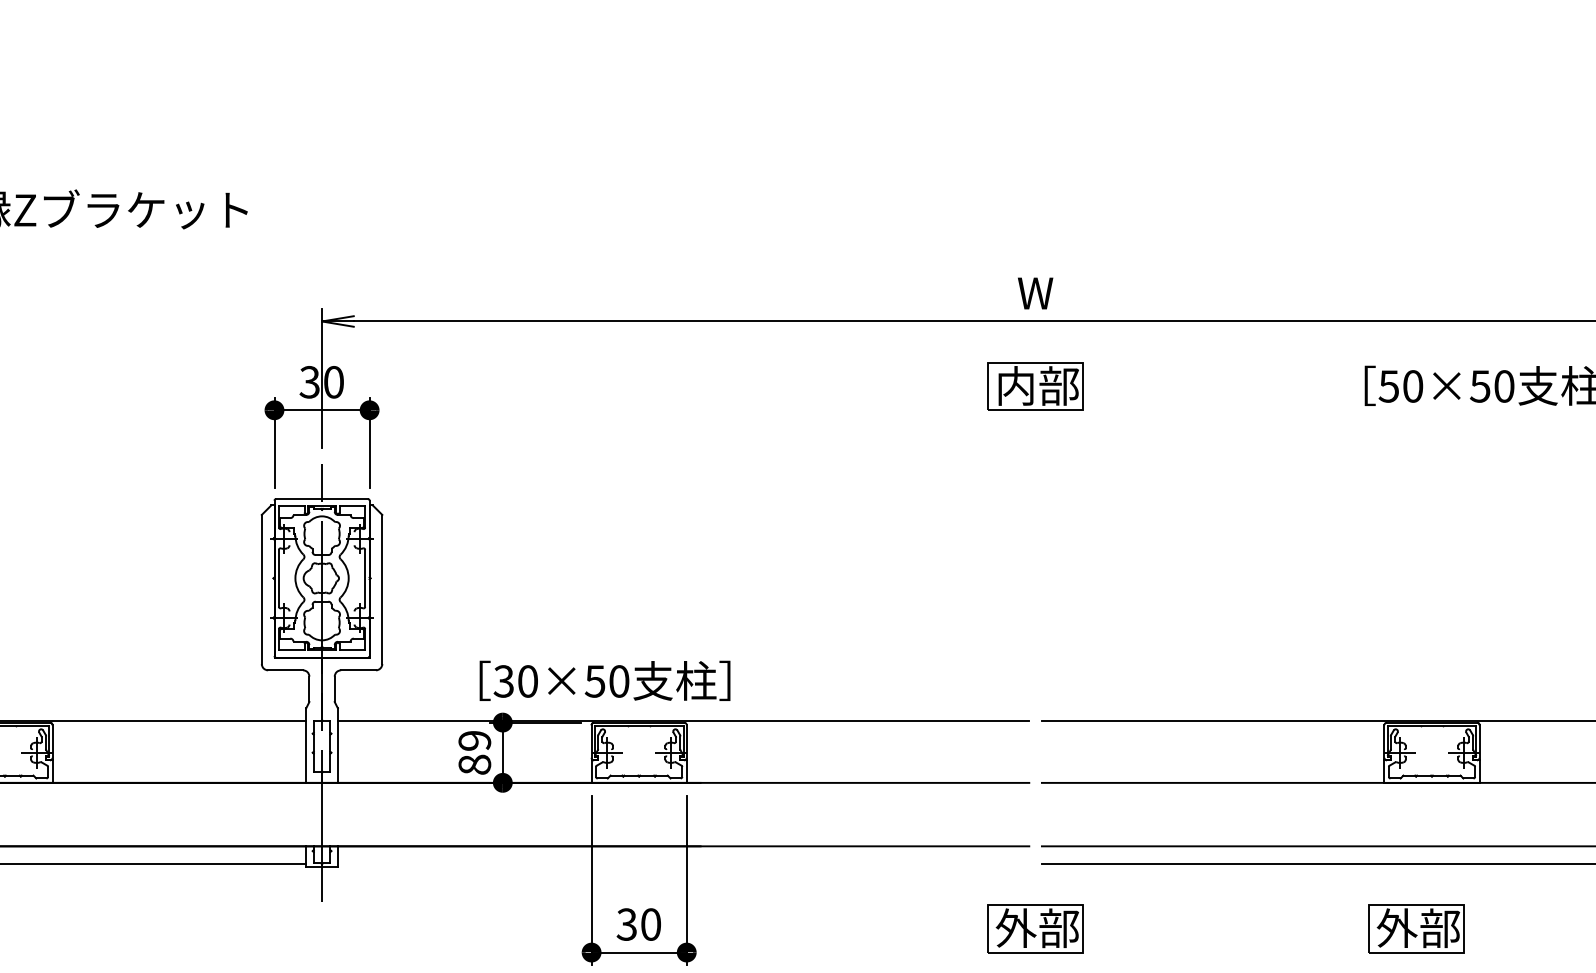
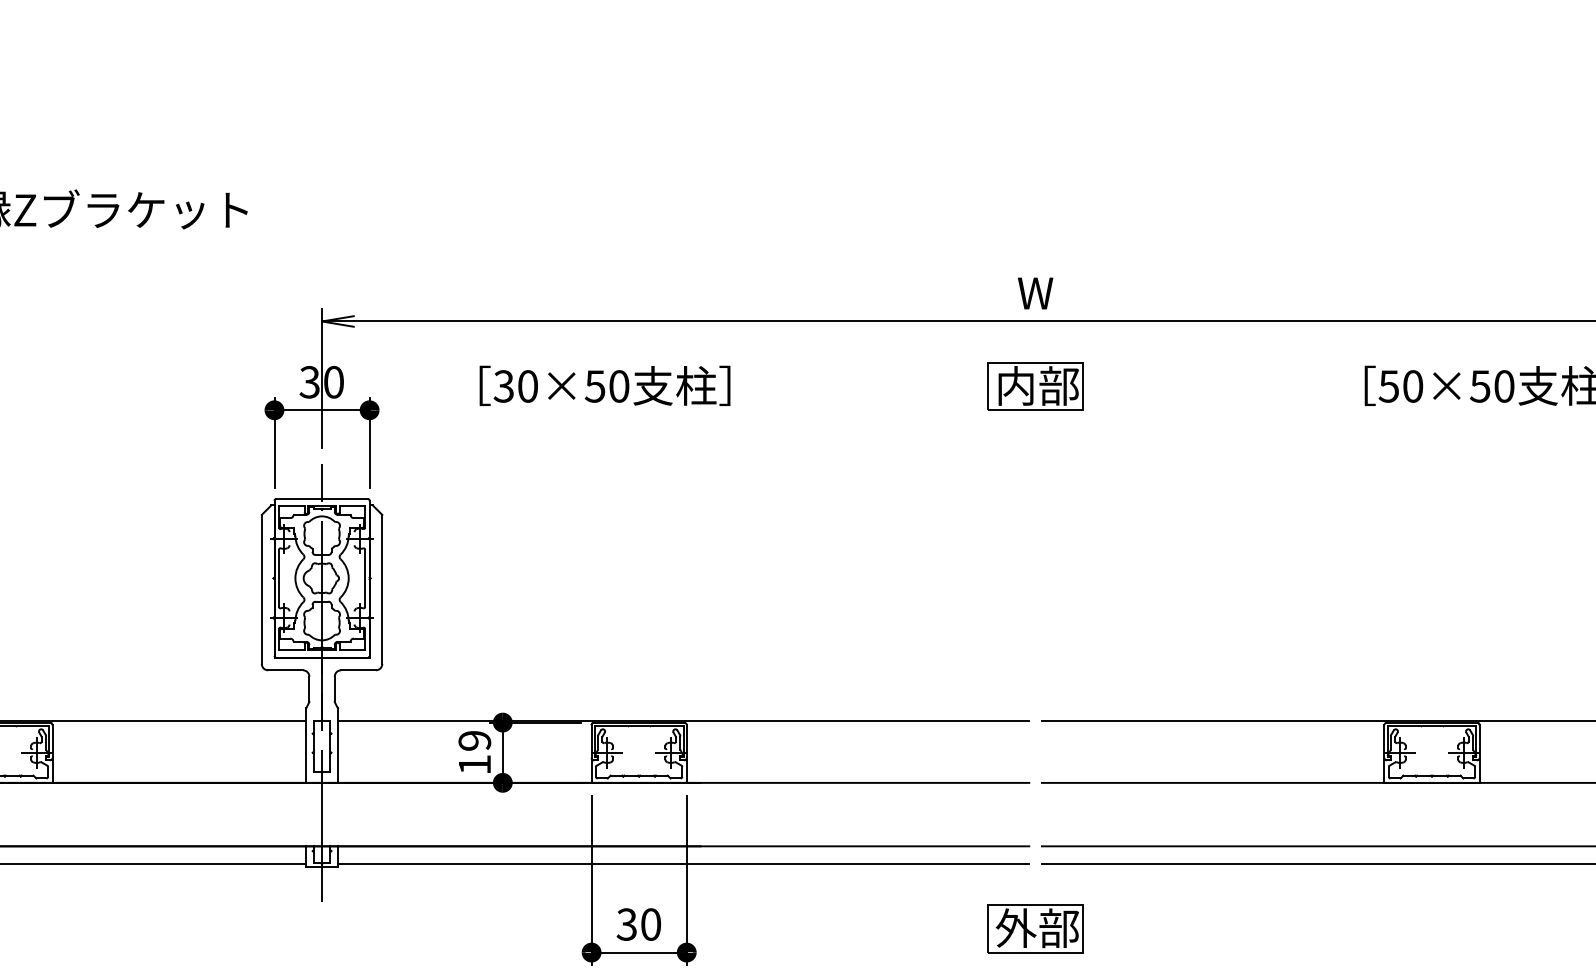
text position: (604, 680) -> (604, 385) (604, 385)
text: 89 -> 19 (474, 764)
line: none -> present (683, 863)
part: present -> none (1416, 928)
